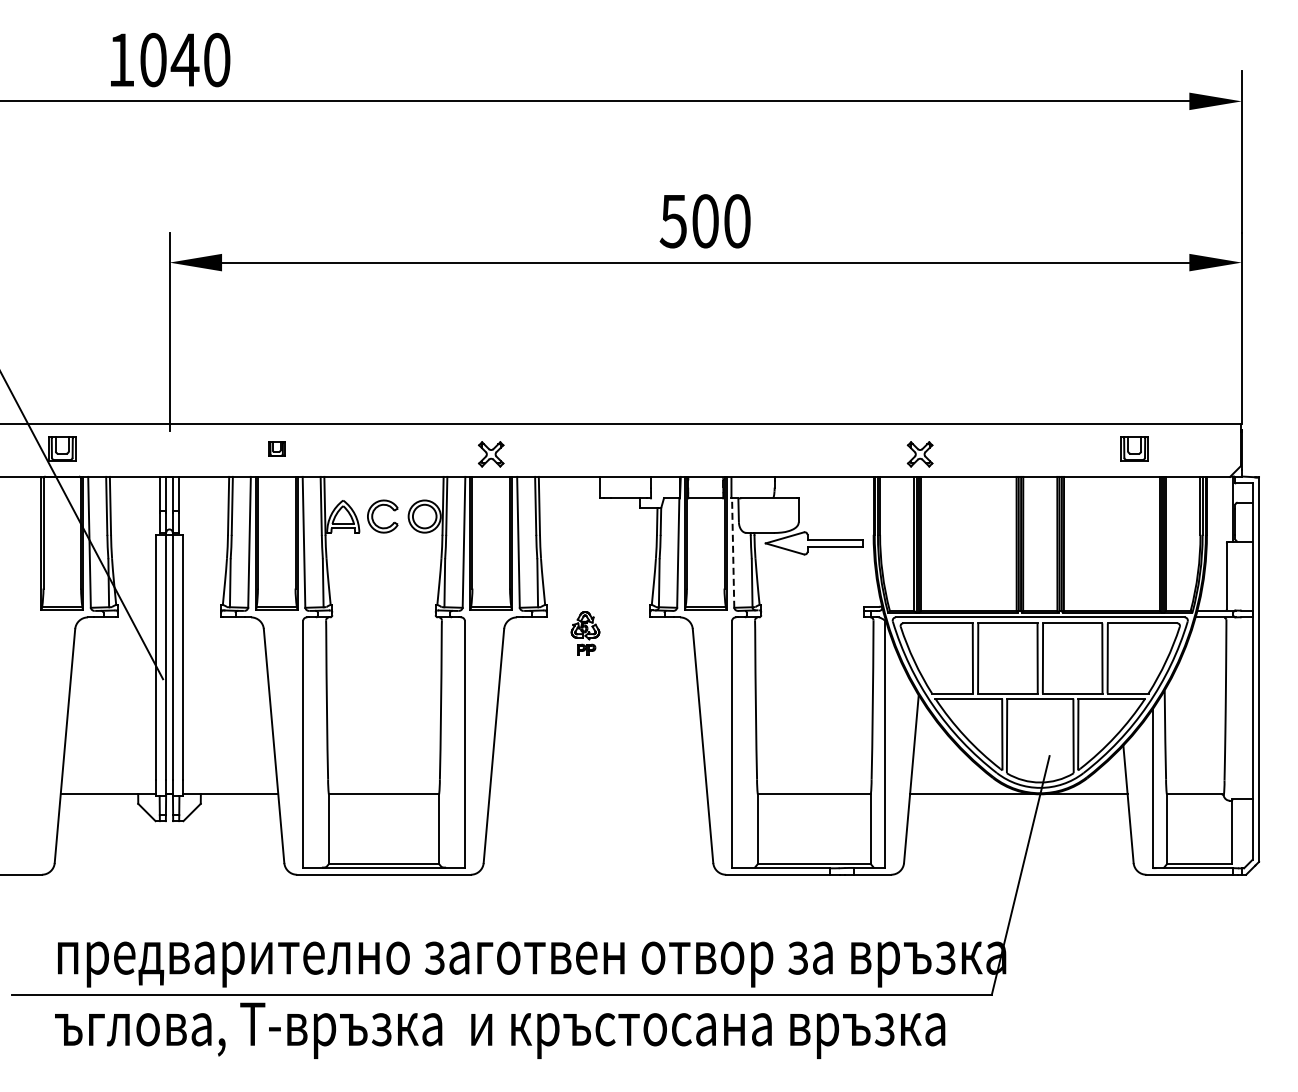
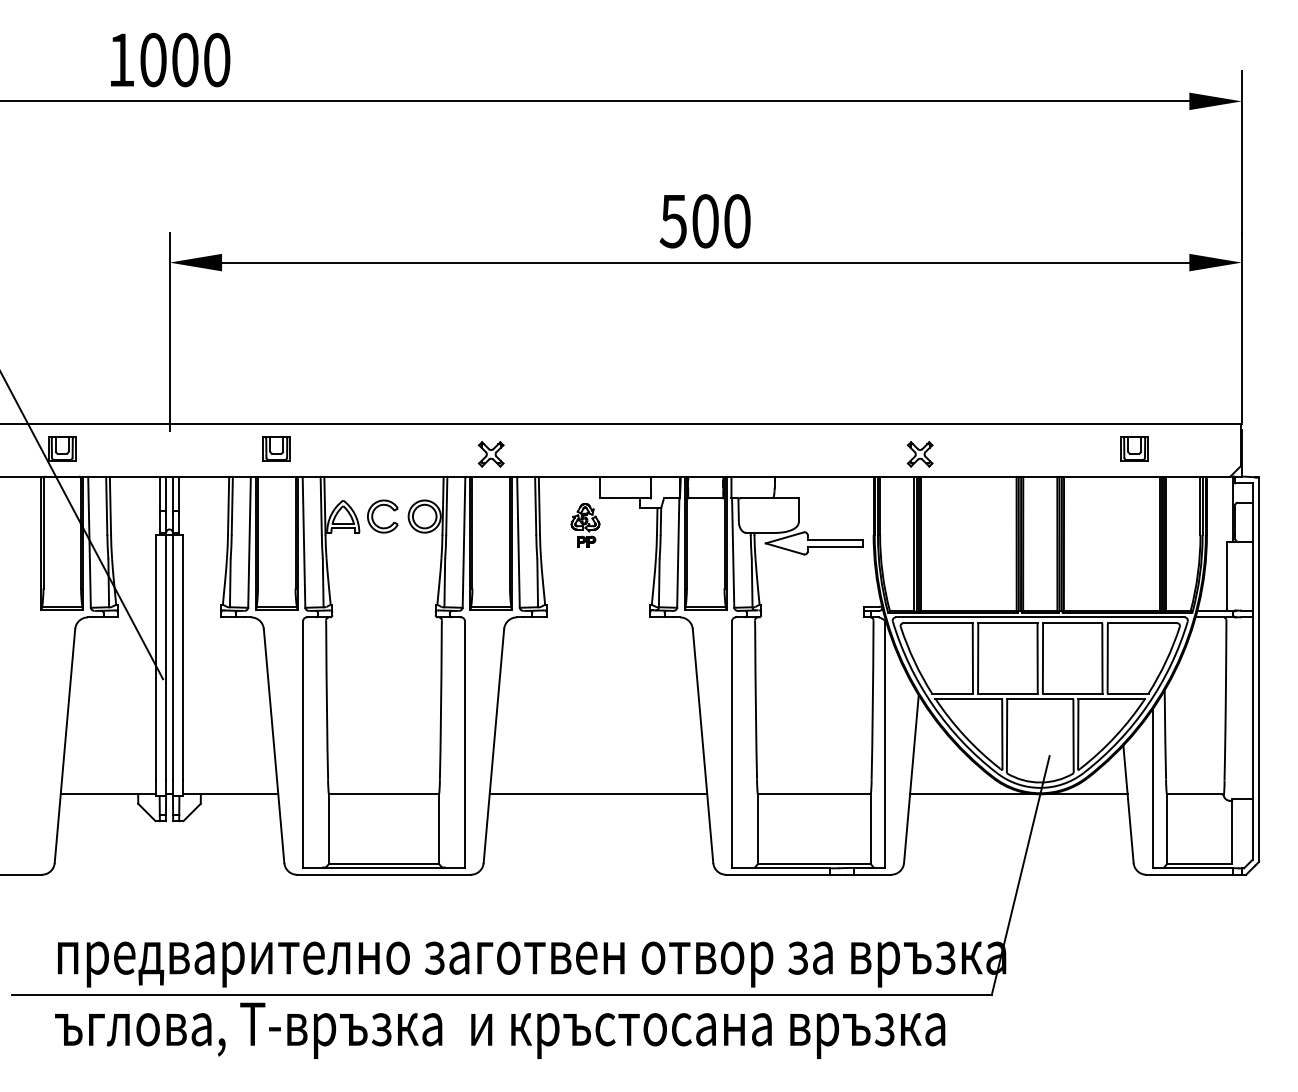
text: 1040 -> 1000 (184, 59)
part size: 18x16 px -> 29x26 px (276, 448)
line: dashed -> solid (733, 553)
part position: (585, 633) -> (585, 525) (585, 525)
line: none -> present (598, 794)
